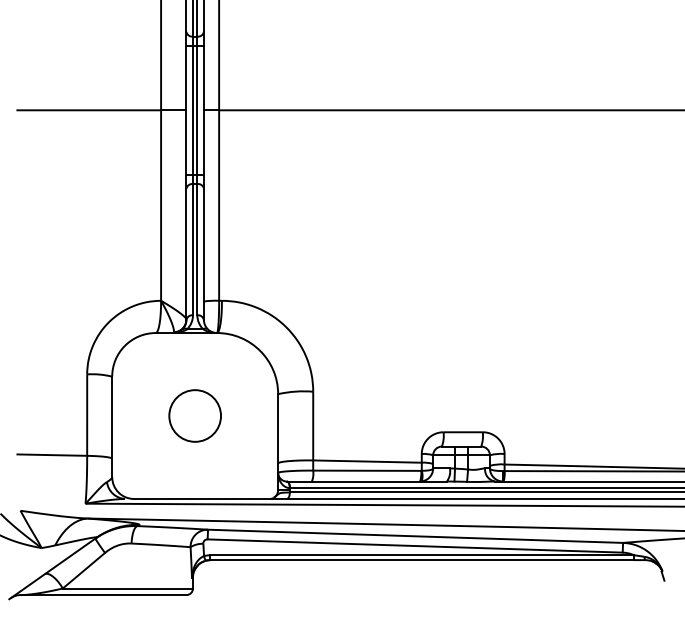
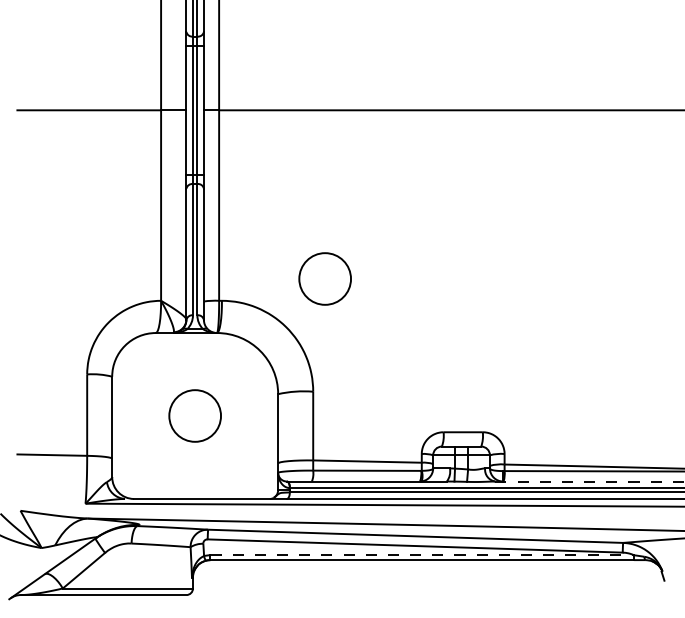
circle: none -> present (324, 278)
line: solid -> dashed (590, 481)
line: solid -> dashed (422, 555)
